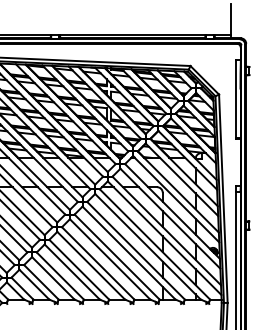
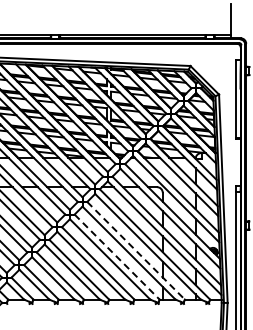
line: solid -> dashed (136, 251)
line: solid -> dashed (117, 257)
